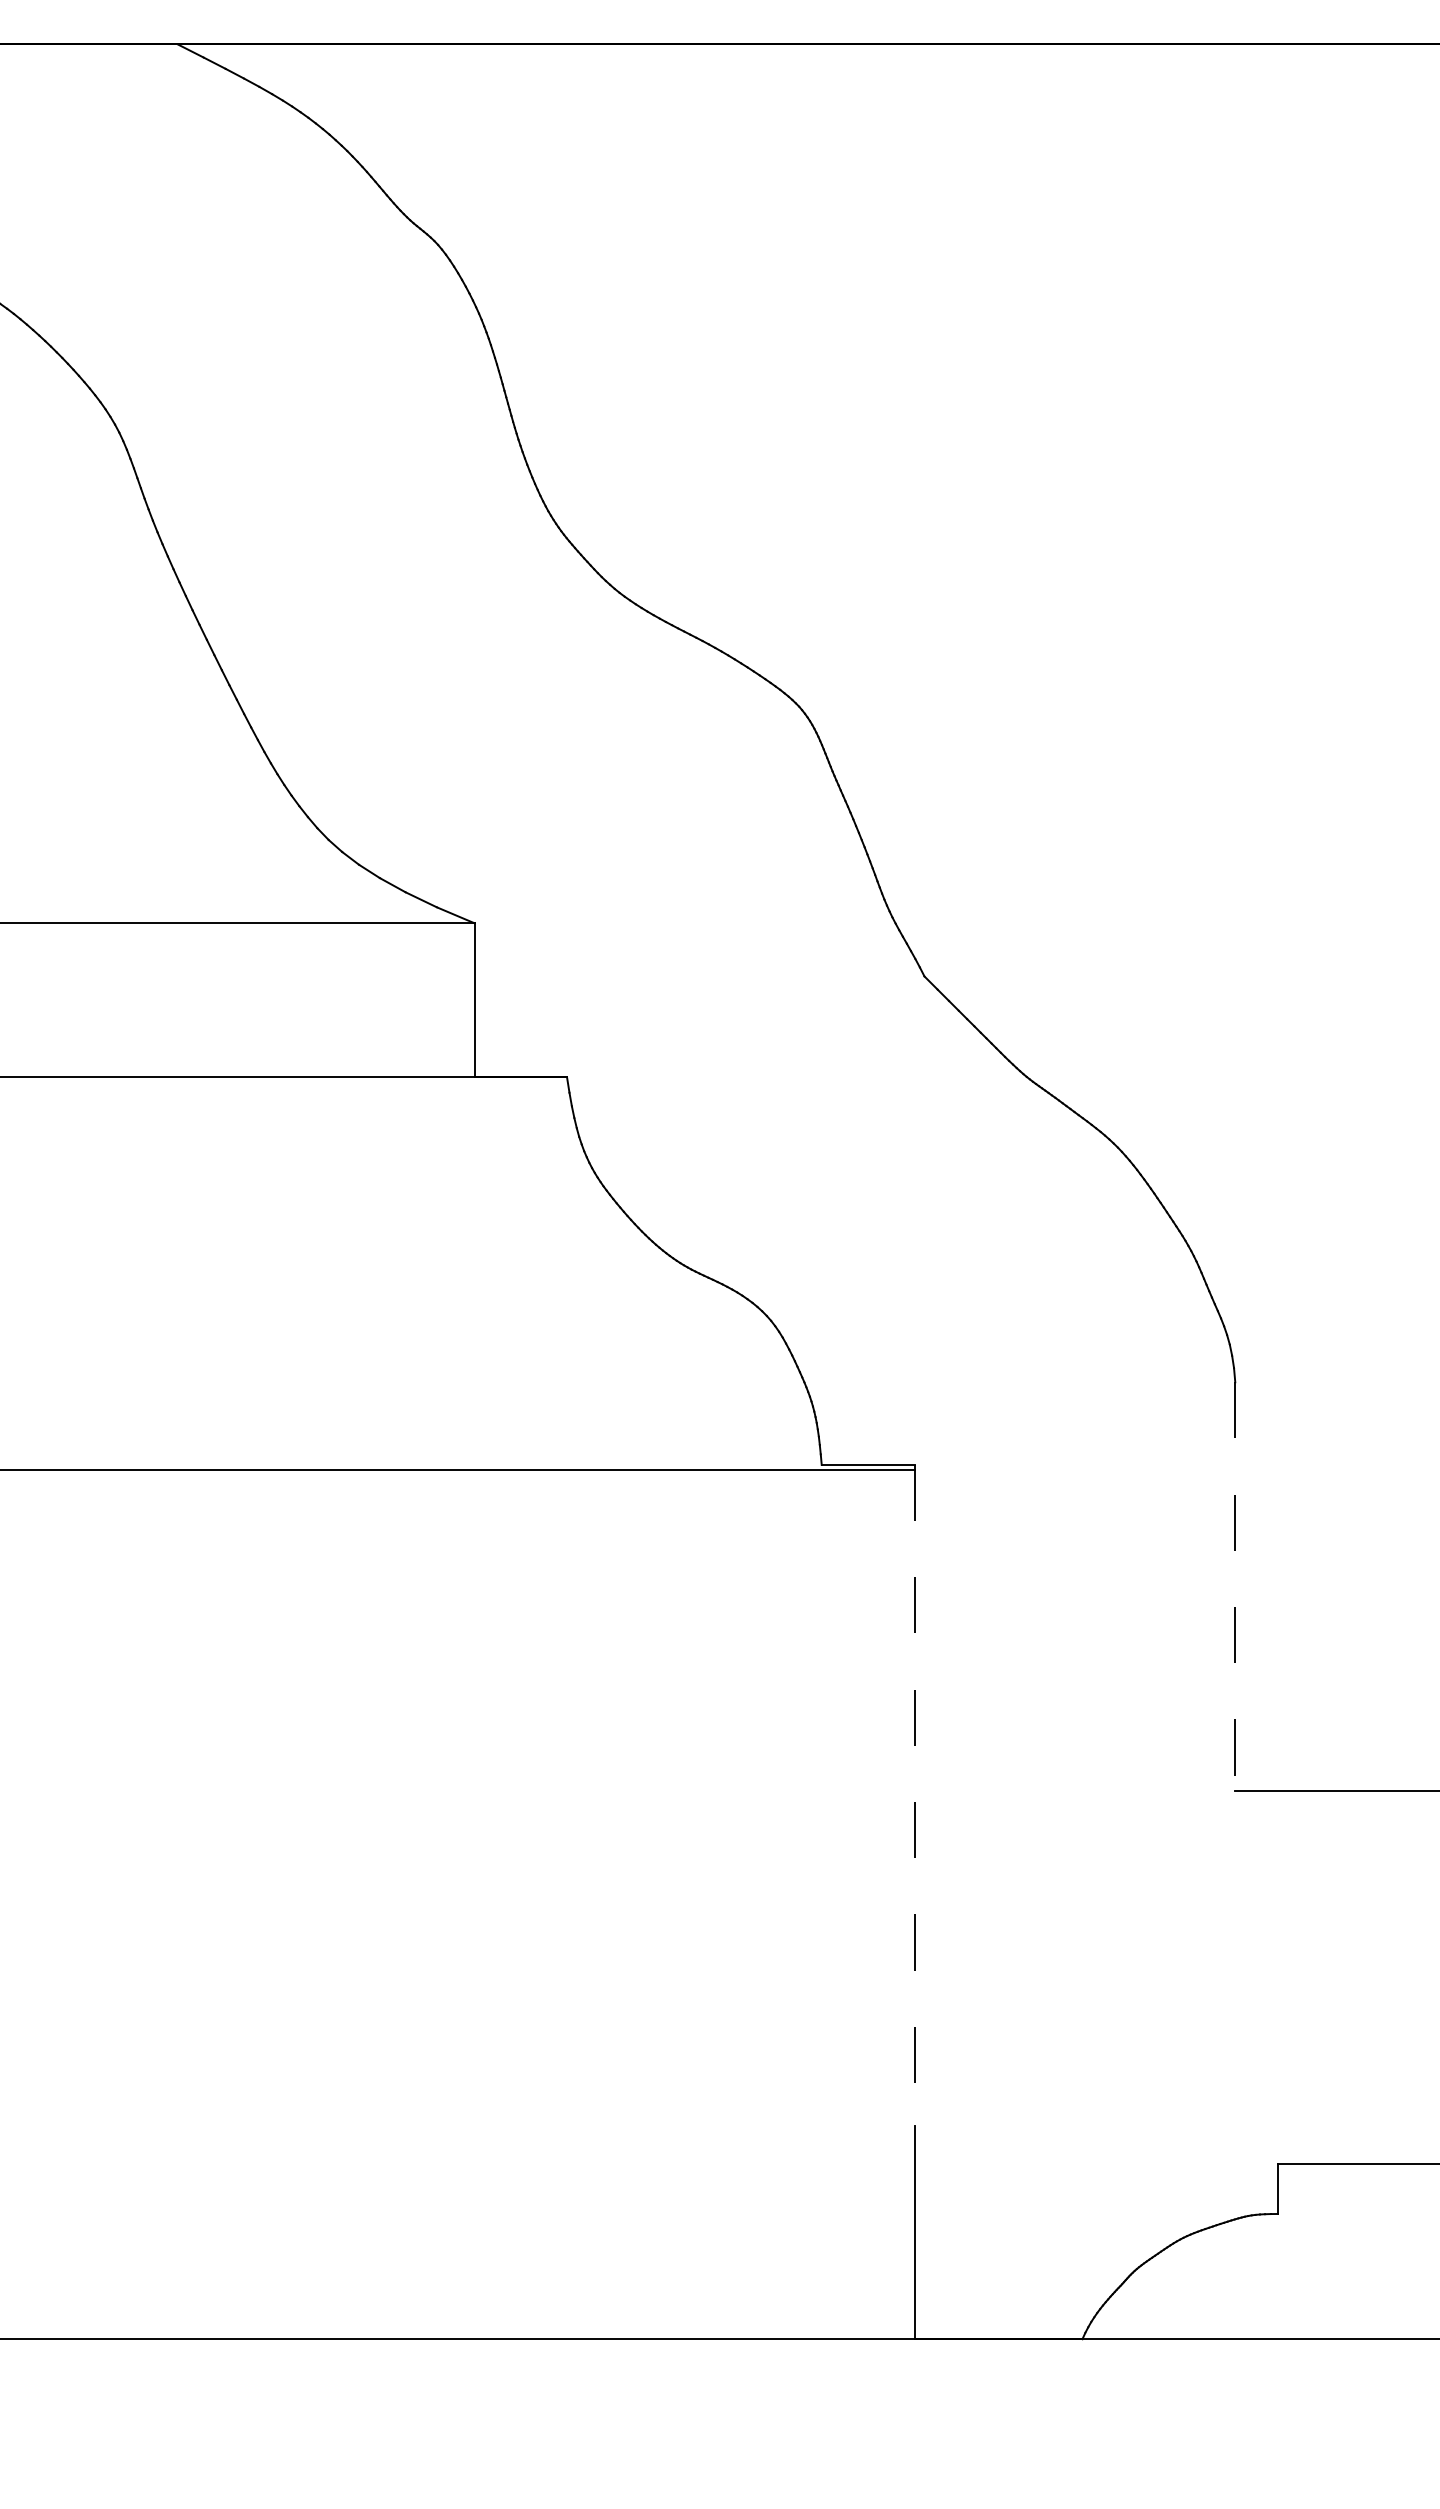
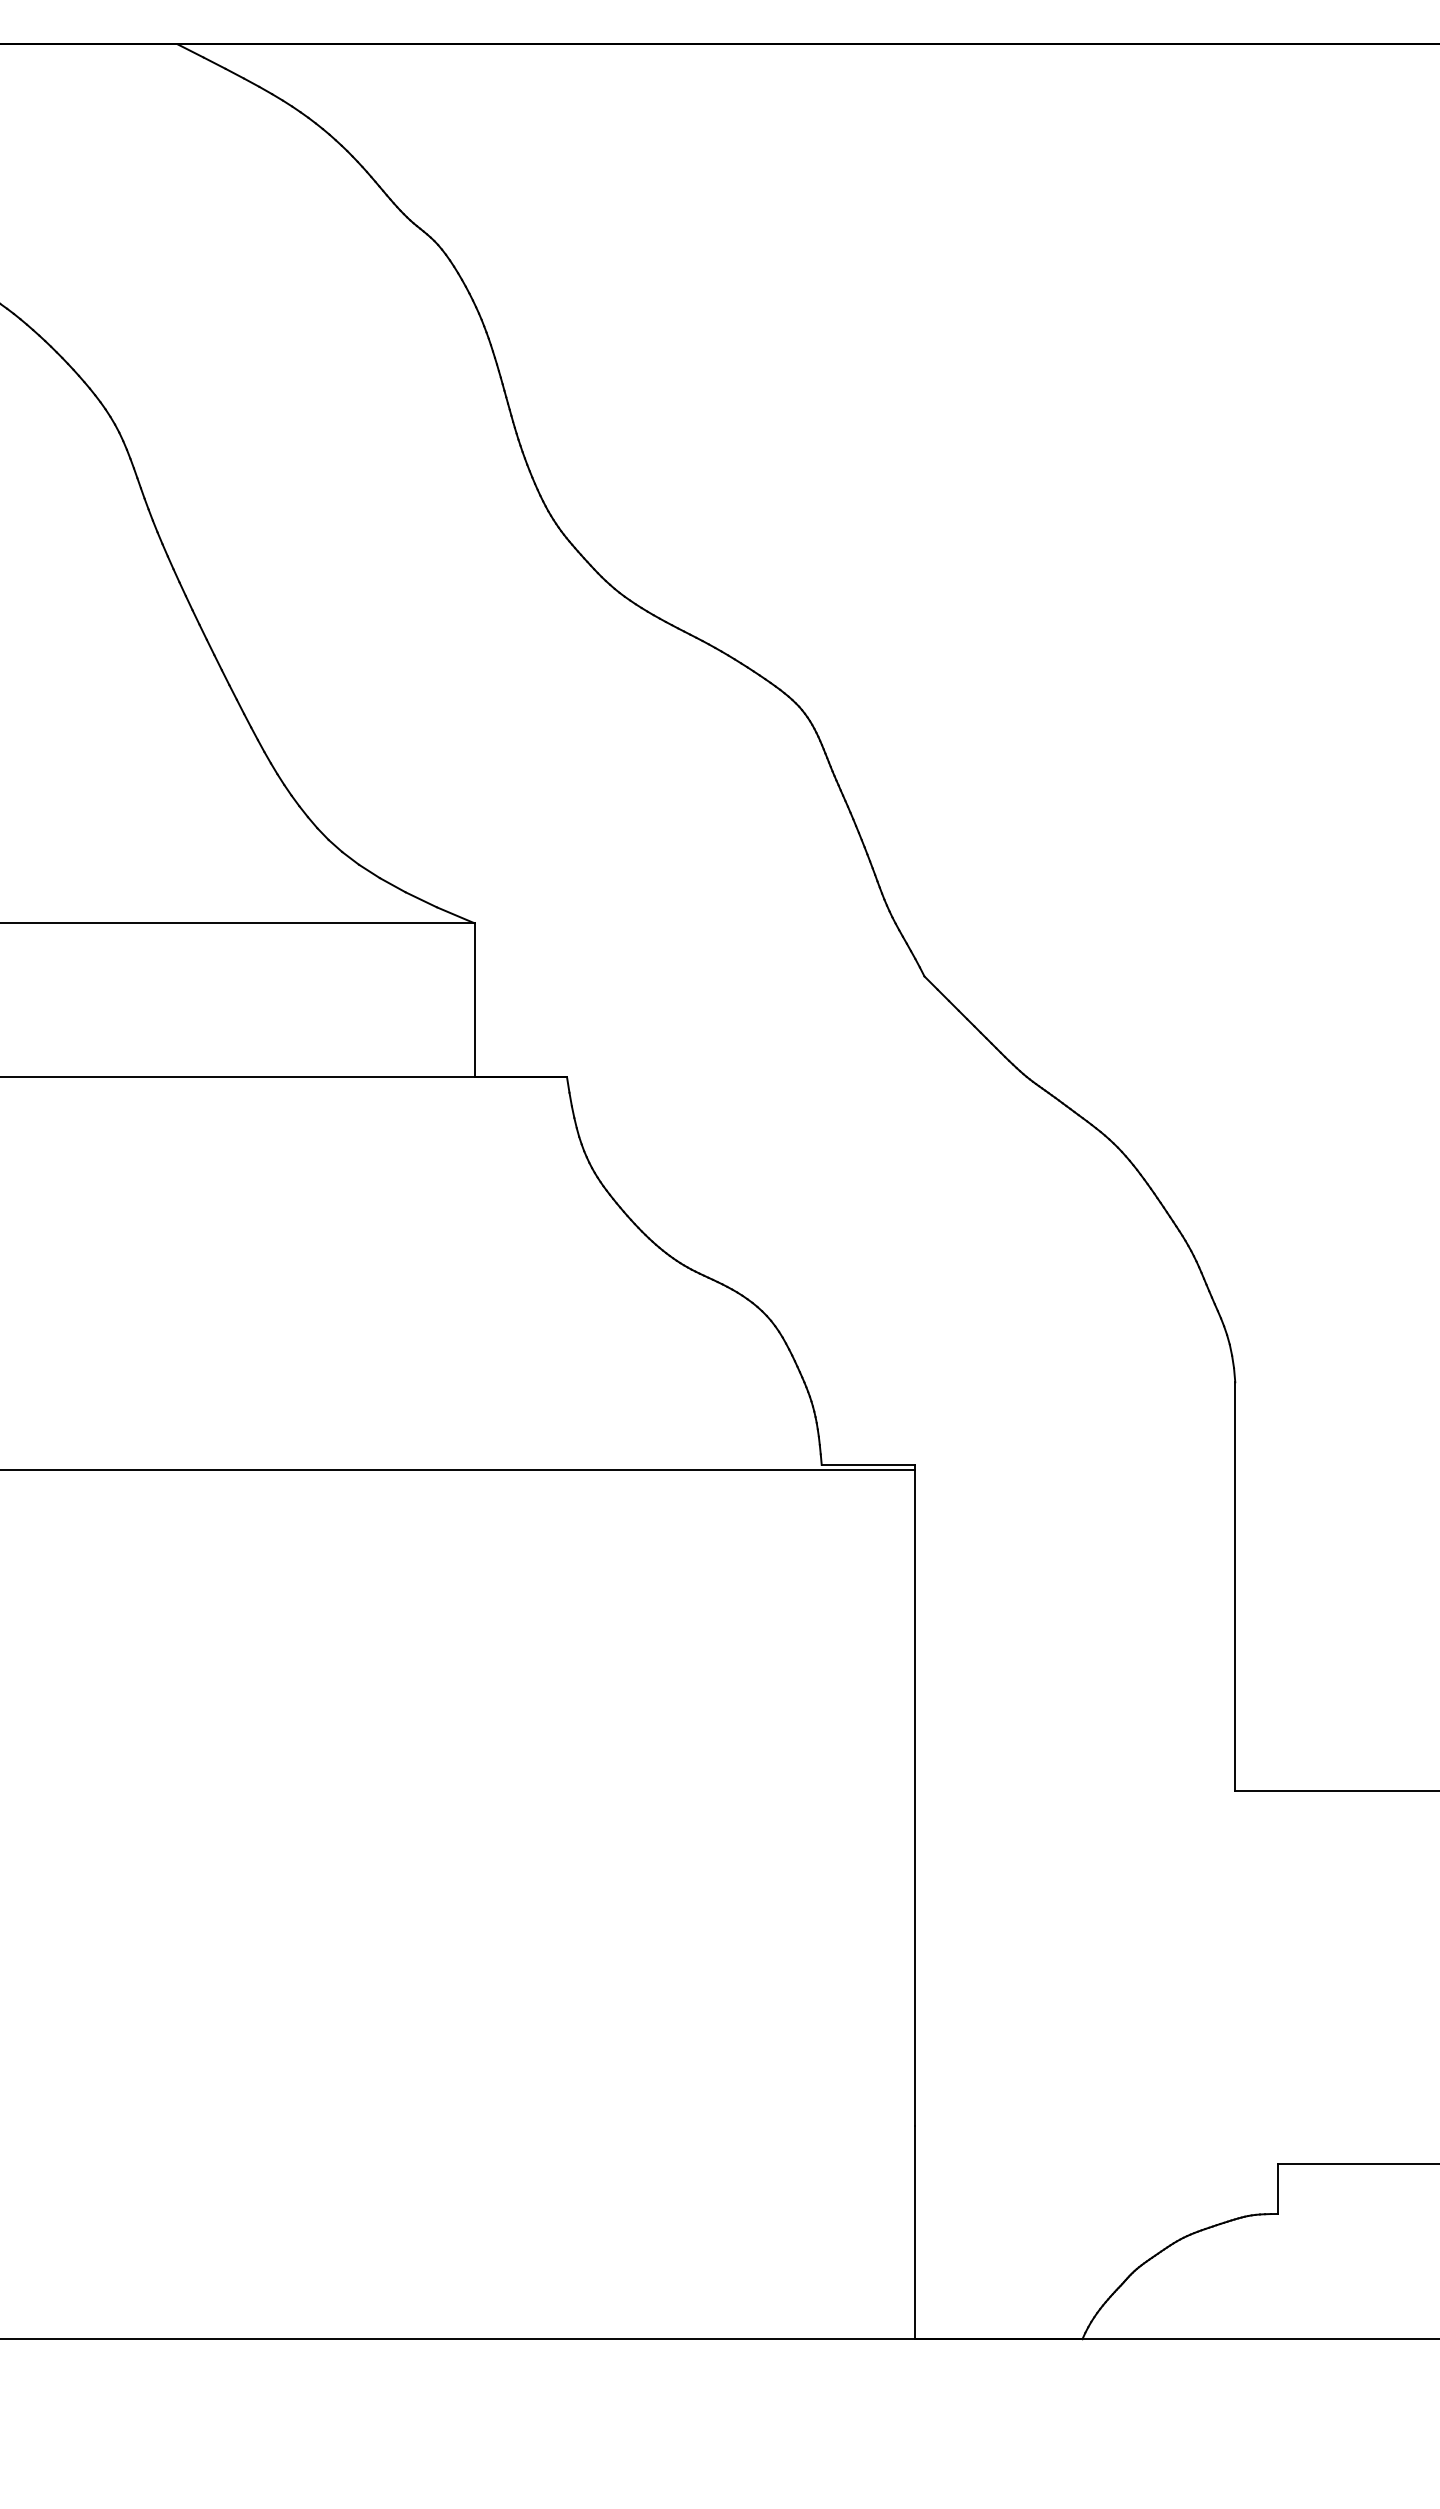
line: dashed -> solid (1235, 1587)
line: dashed -> solid (914, 1795)
